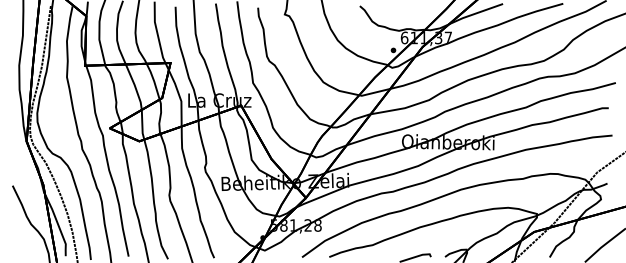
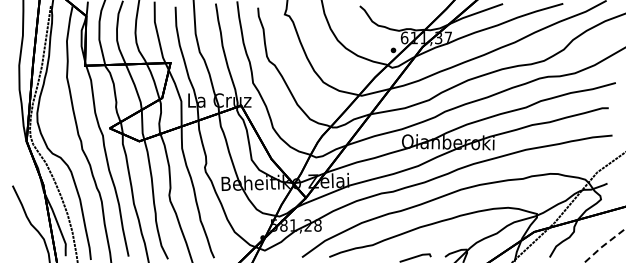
line: solid -> dashed (604, 244)
